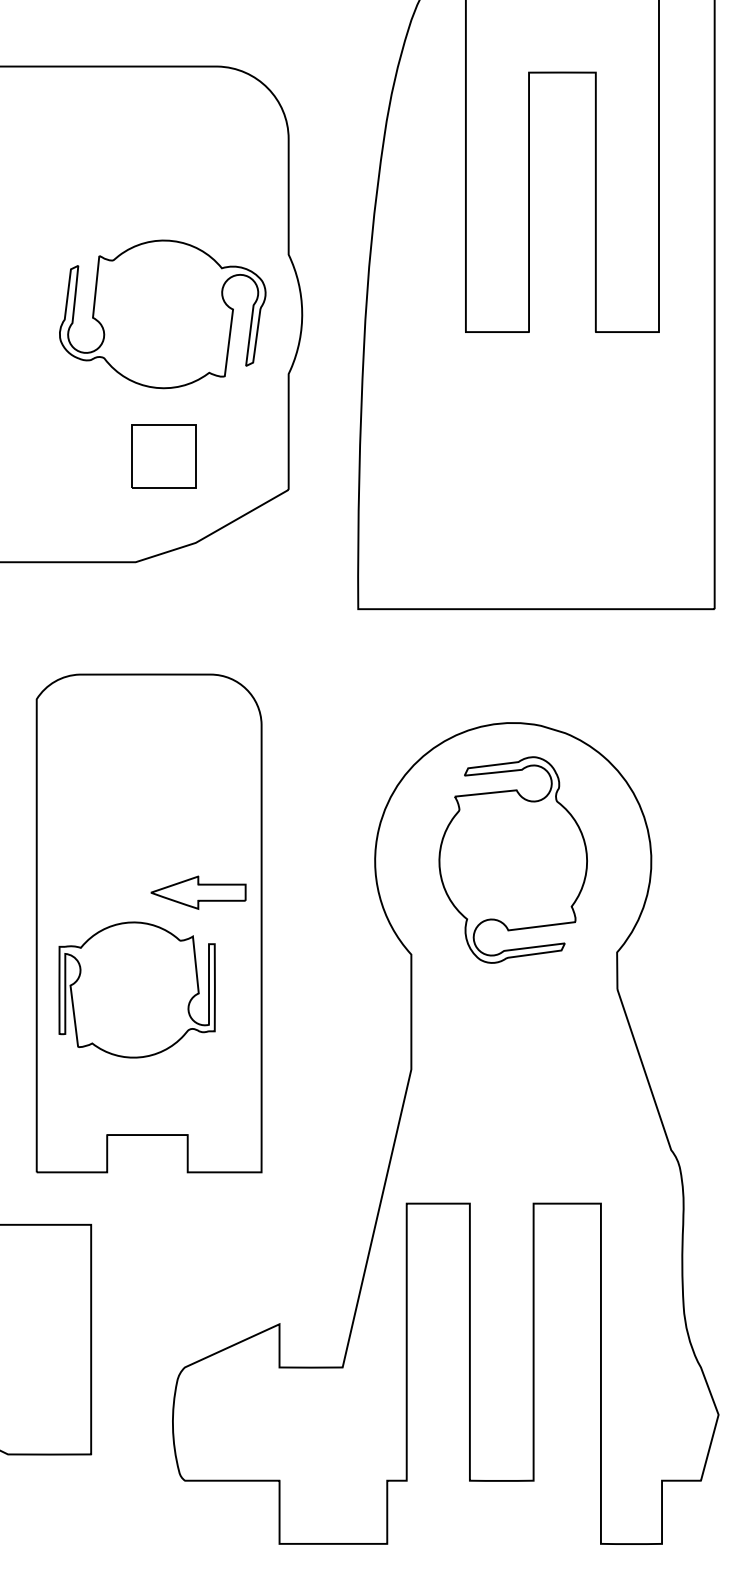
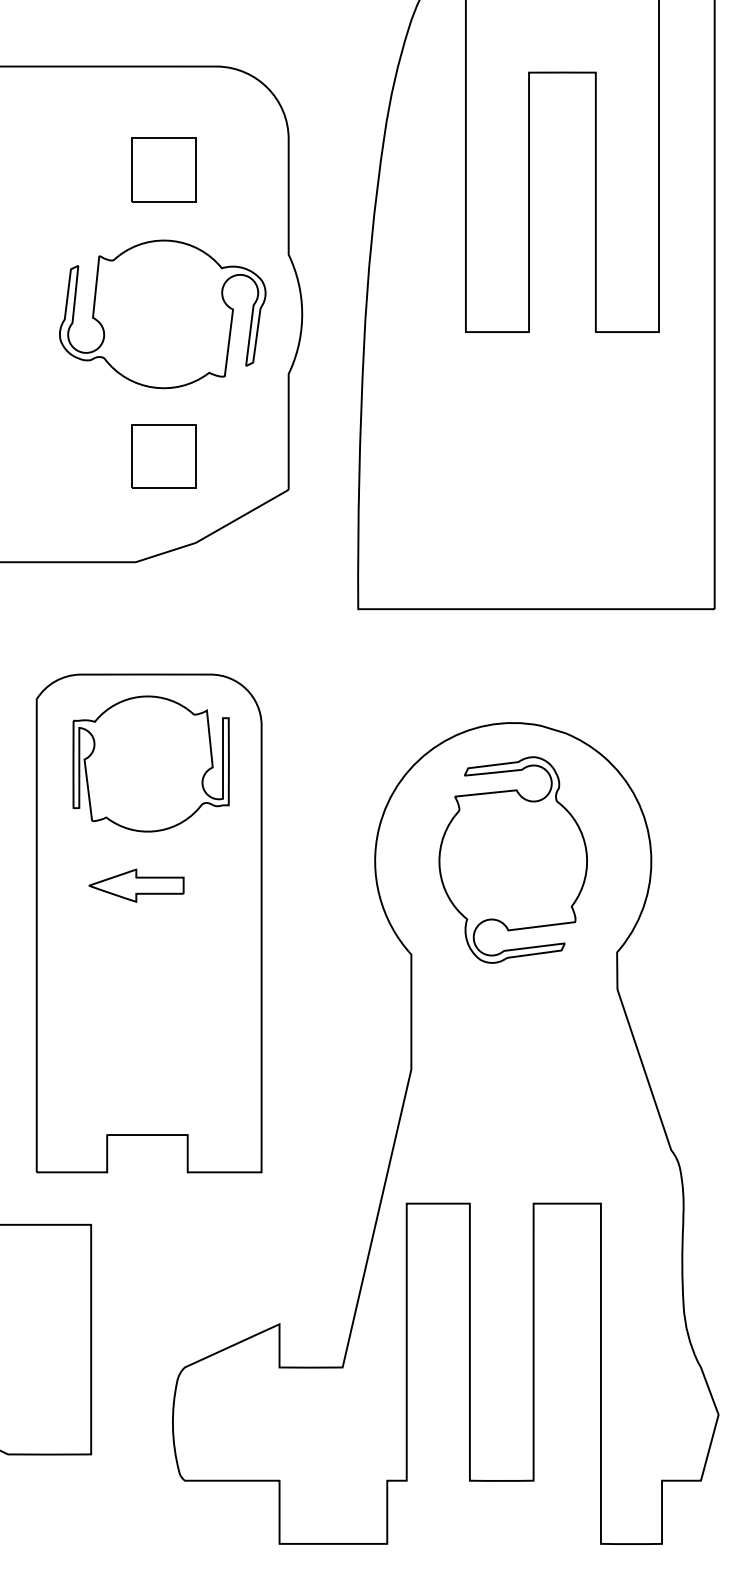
part: none -> present (163, 169)
part position: (198, 892) -> (136, 885) (136, 885)
part position: (136, 989) -> (150, 763) (150, 763)
